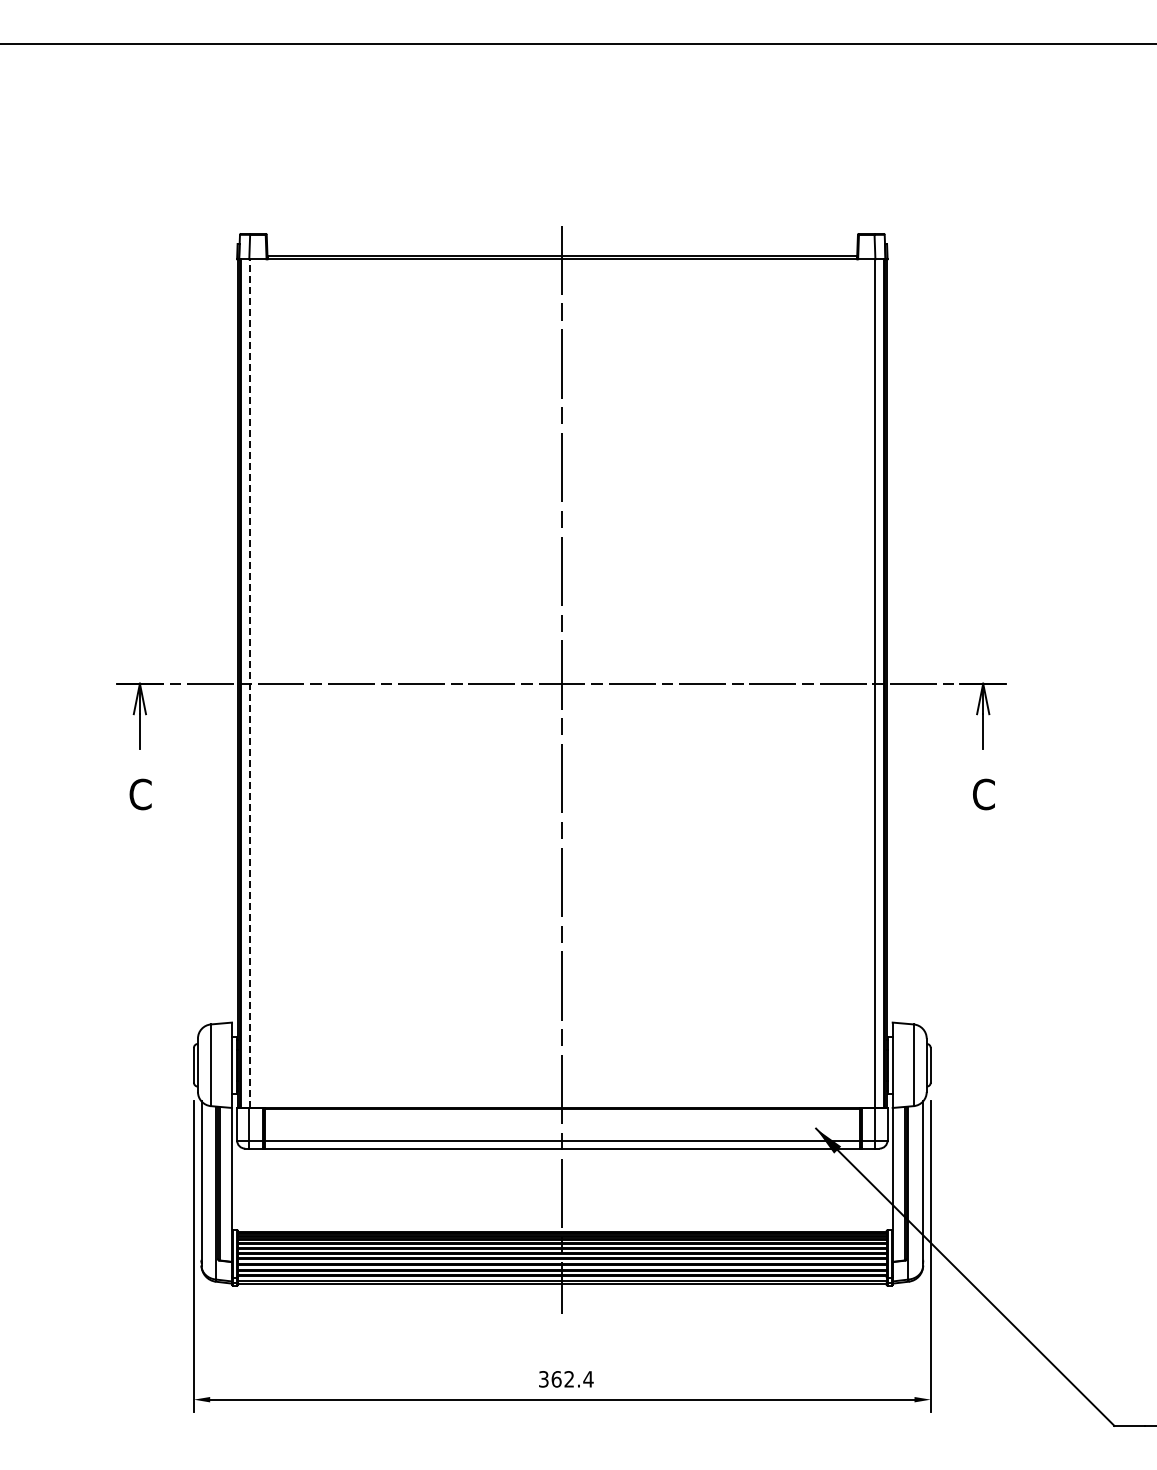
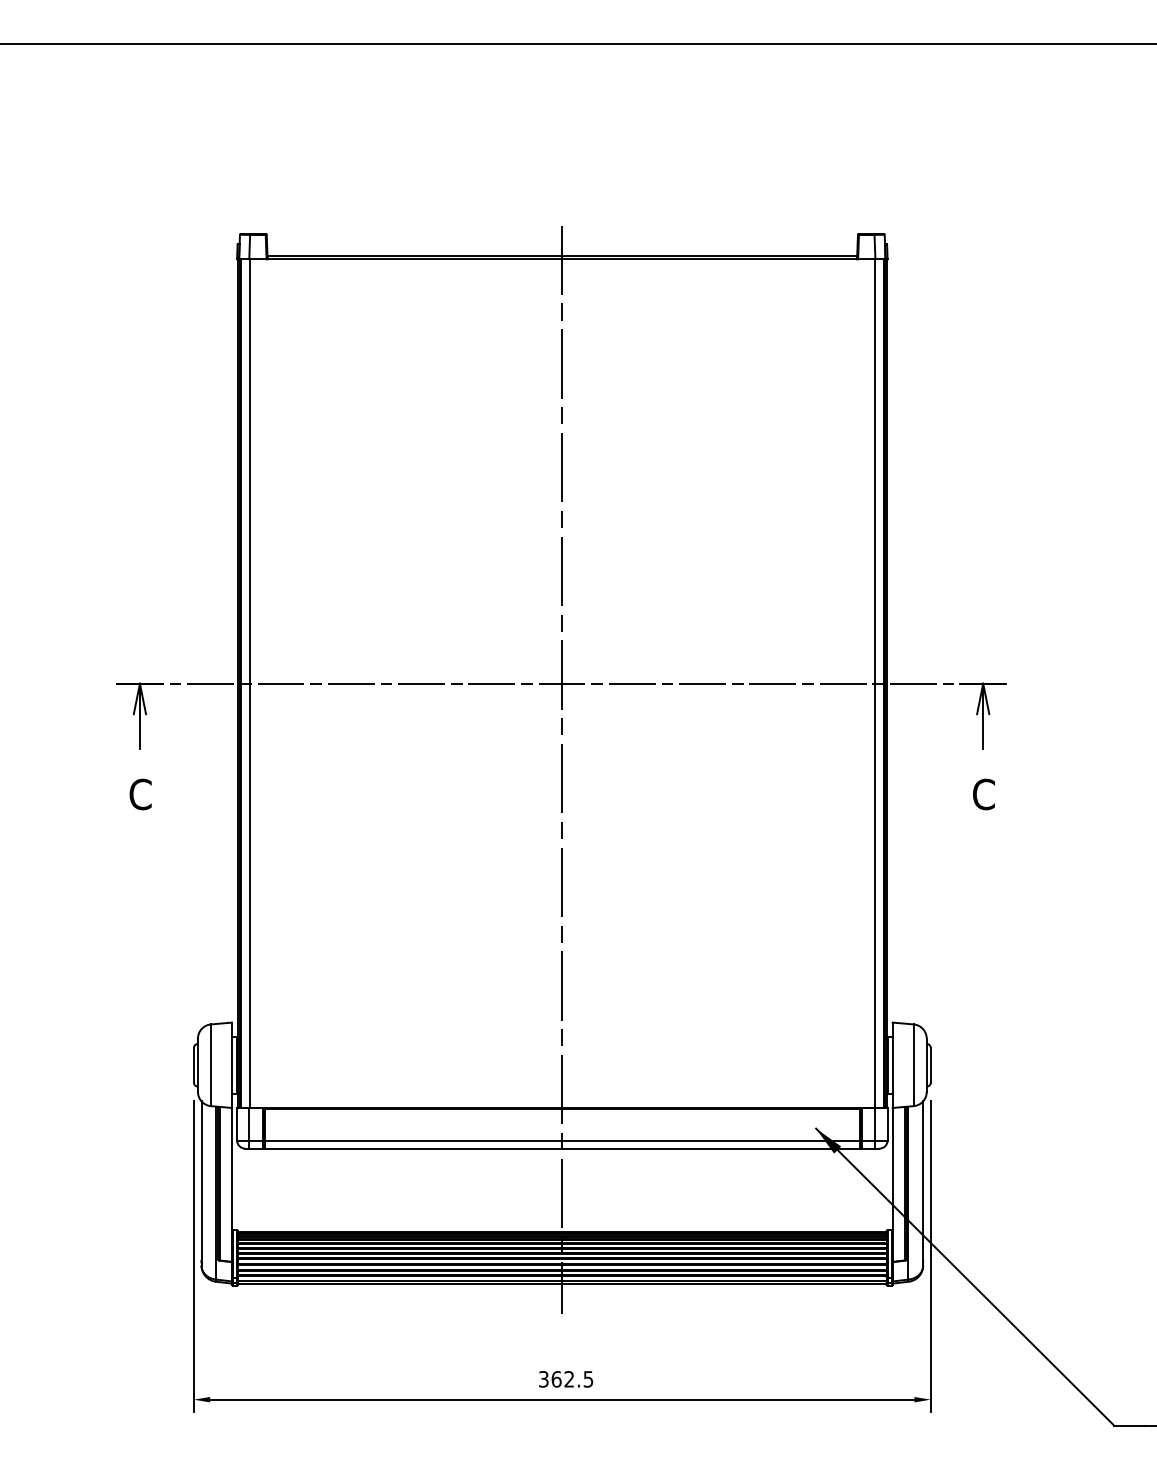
line: dashed -> solid (249, 683)
text: 362.4 -> 362.5 (588, 1379)
